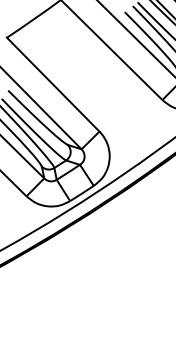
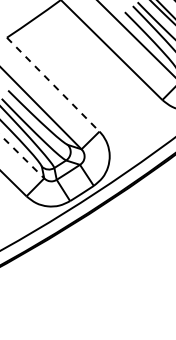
line: solid -> dashed (53, 84)
line: solid -> dashed (22, 156)
